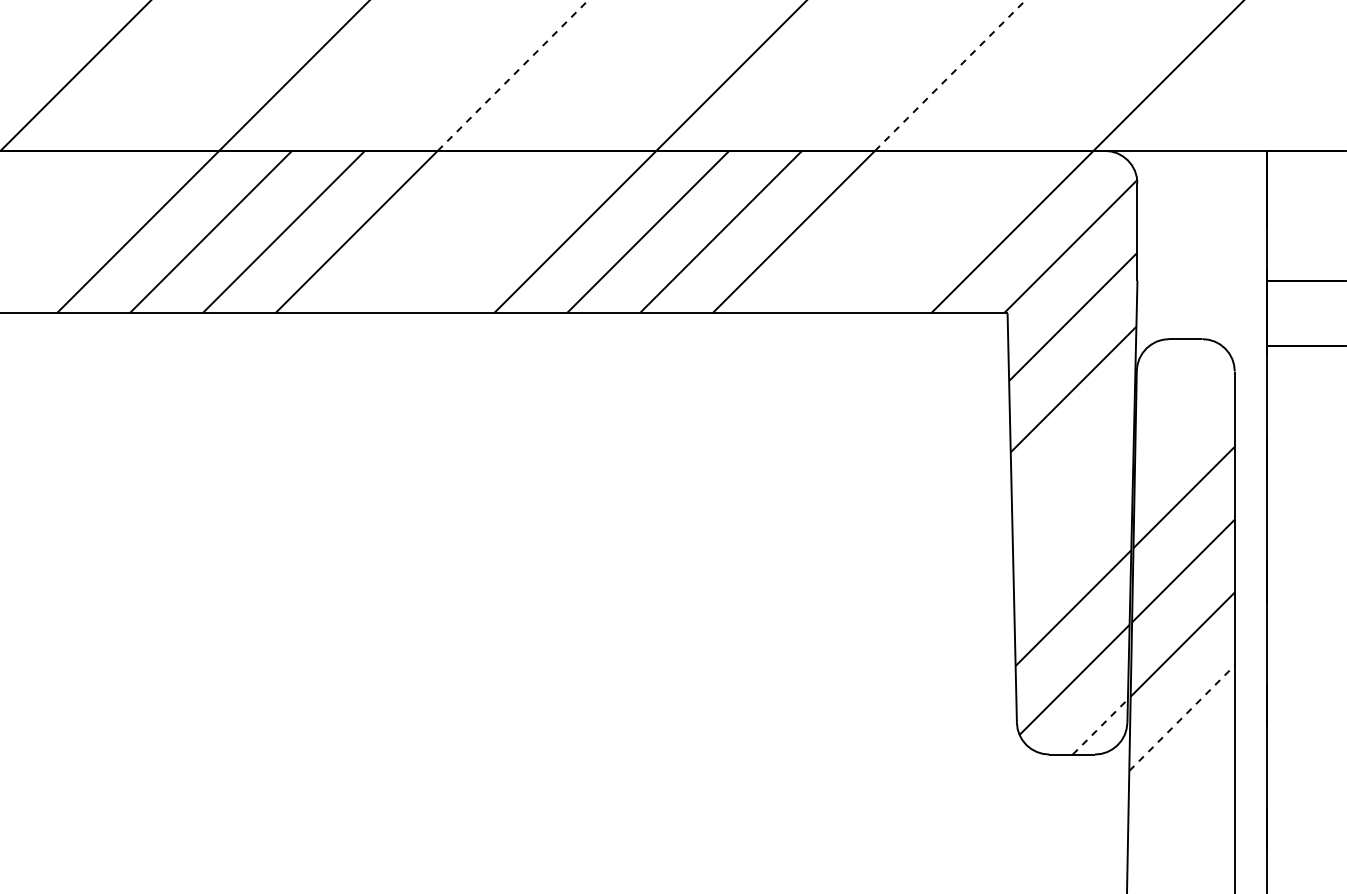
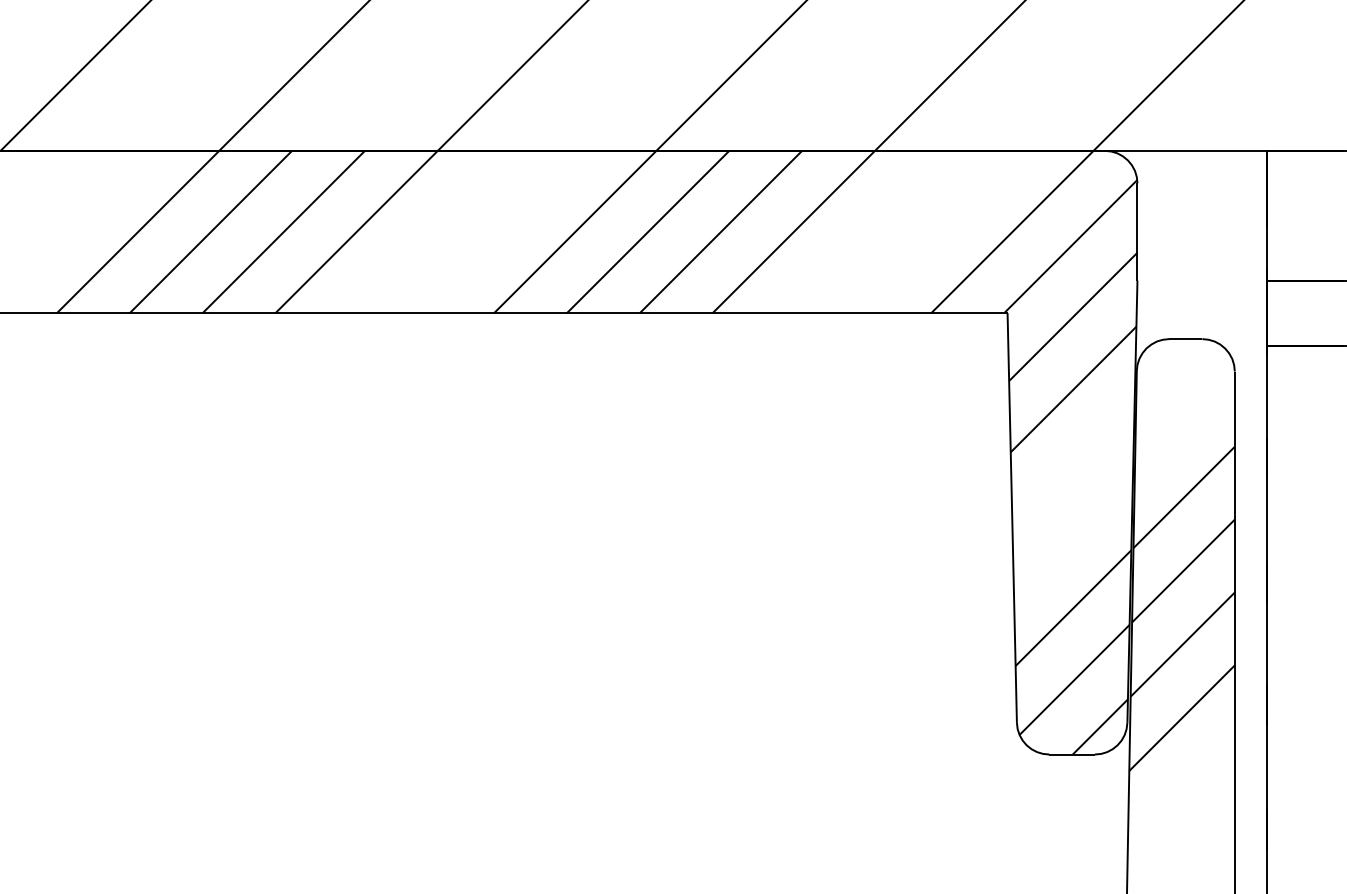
line: dashed -> solid (513, 75)
line: dashed -> solid (950, 75)
line: dashed -> solid (1182, 718)
line: dashed -> solid (1100, 726)
